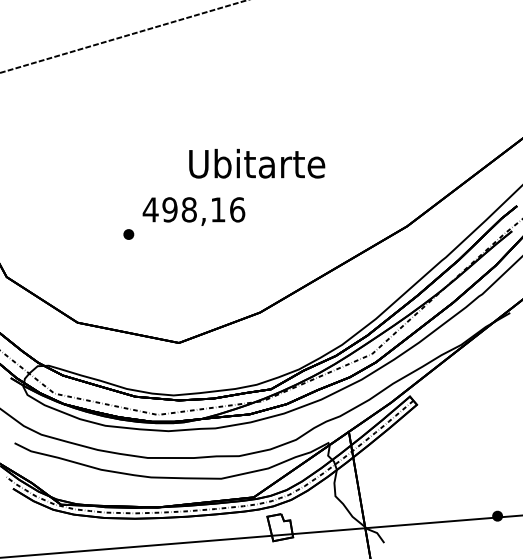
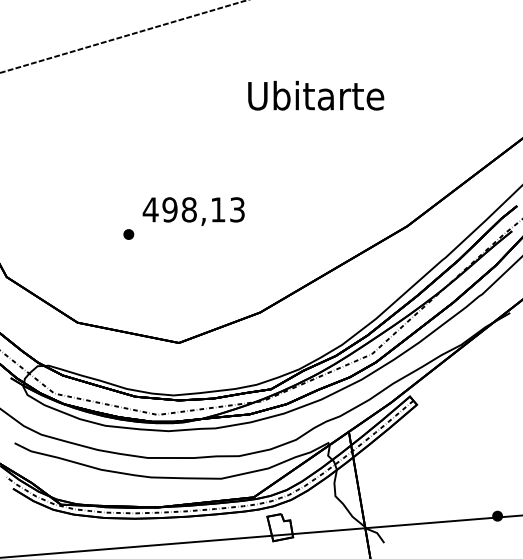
text position: (257, 163) -> (316, 95) (316, 95)
text: 498,16 -> 498,13 (237, 209)
